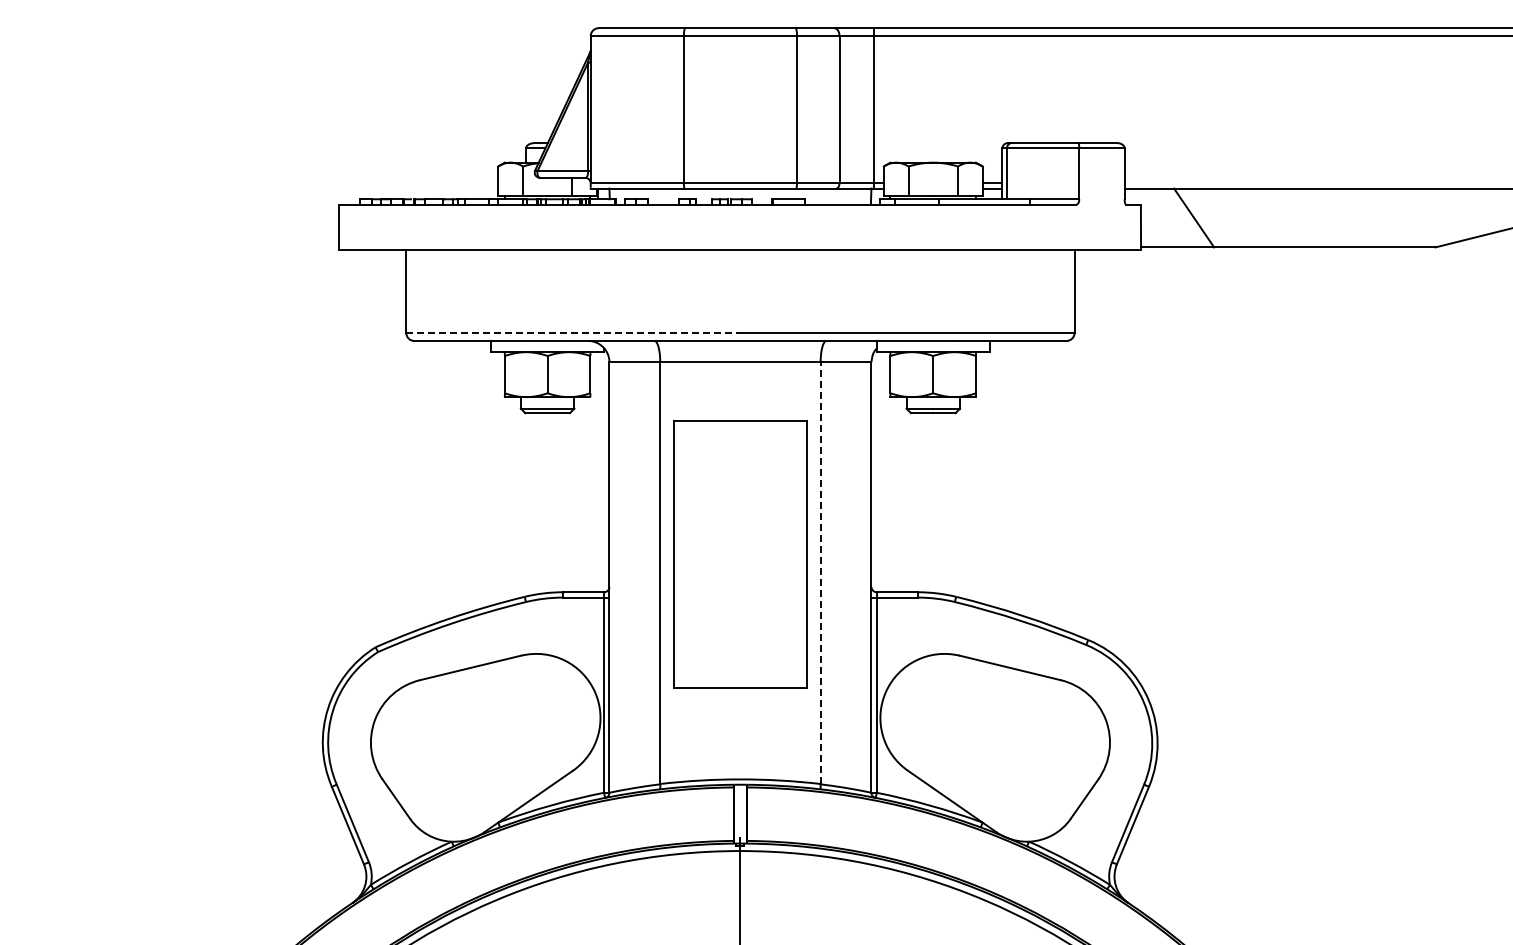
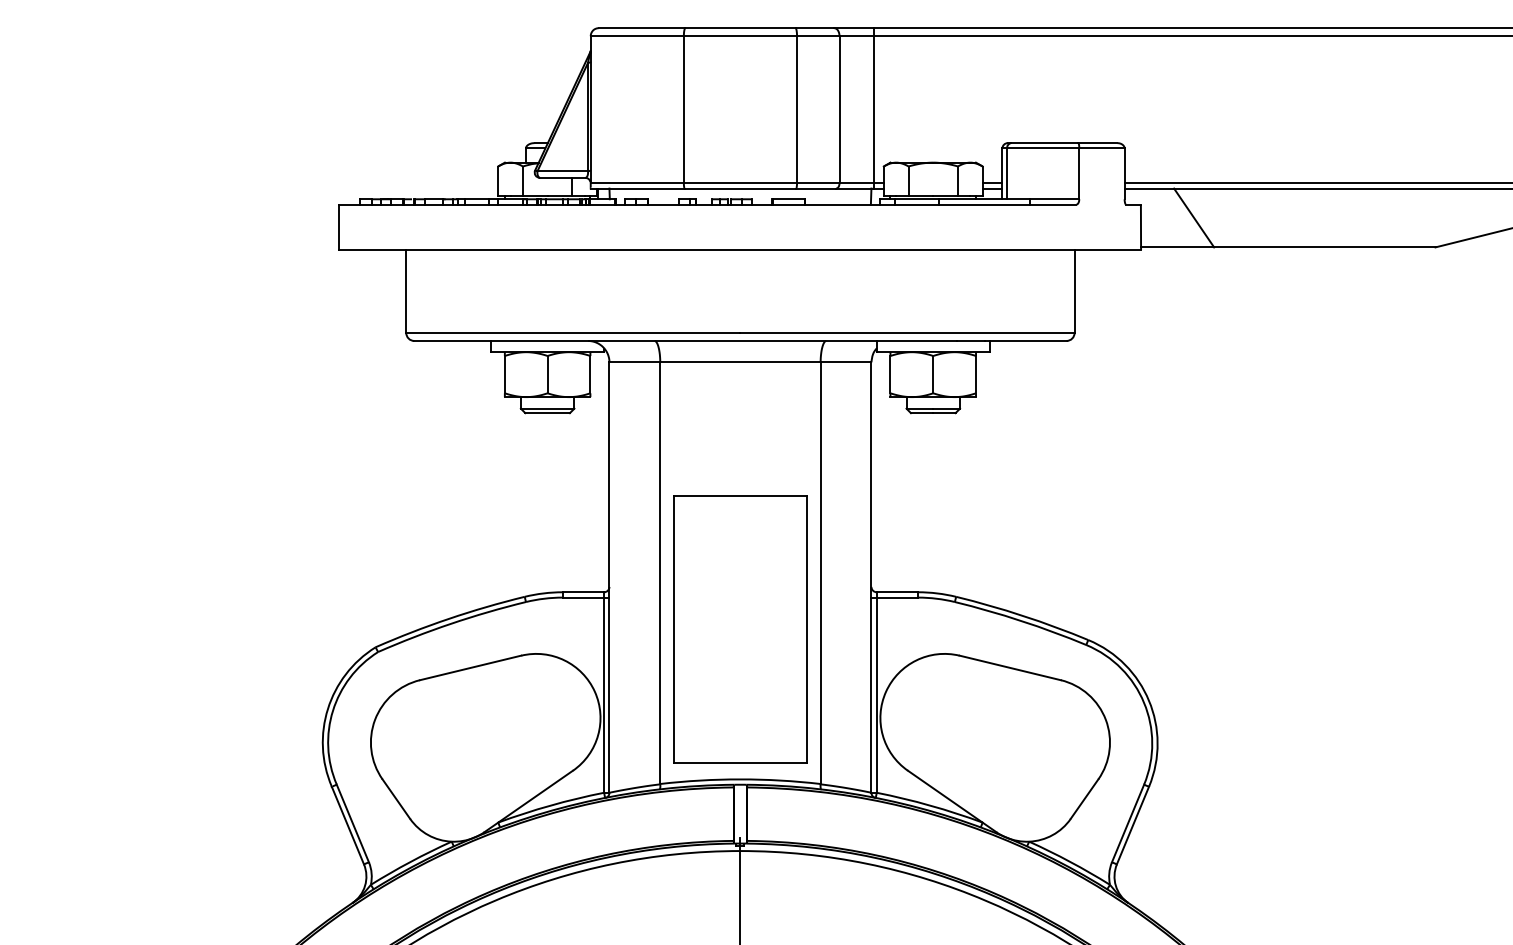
line: none -> present (1316, 183)
line: dashed -> solid (573, 332)
part position: (740, 554) -> (740, 629) (740, 629)
line: dashed -> solid (820, 573)
